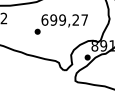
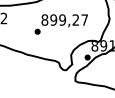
text: 699,27 -> 899,27 (44, 19)
